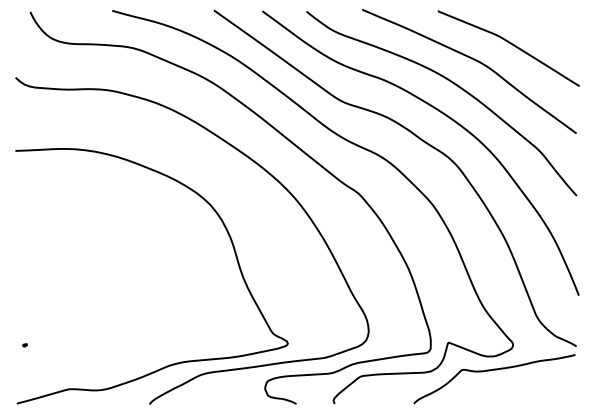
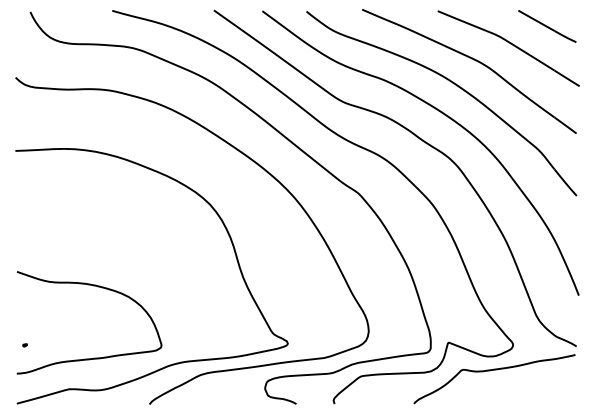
line: none -> present (547, 26)
curve: none -> present (94, 357)
